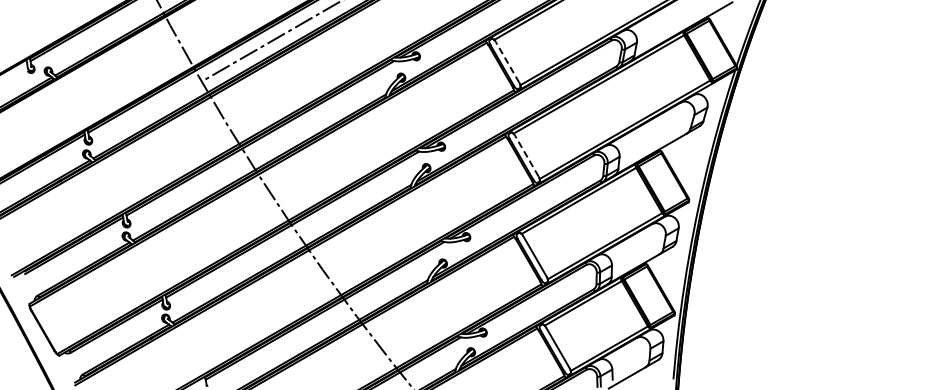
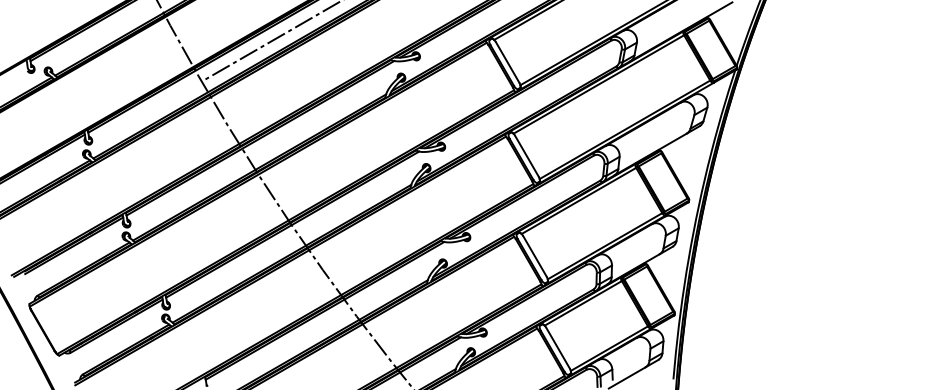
line: dashed -> solid (507, 62)
line: dashed -> solid (526, 155)
